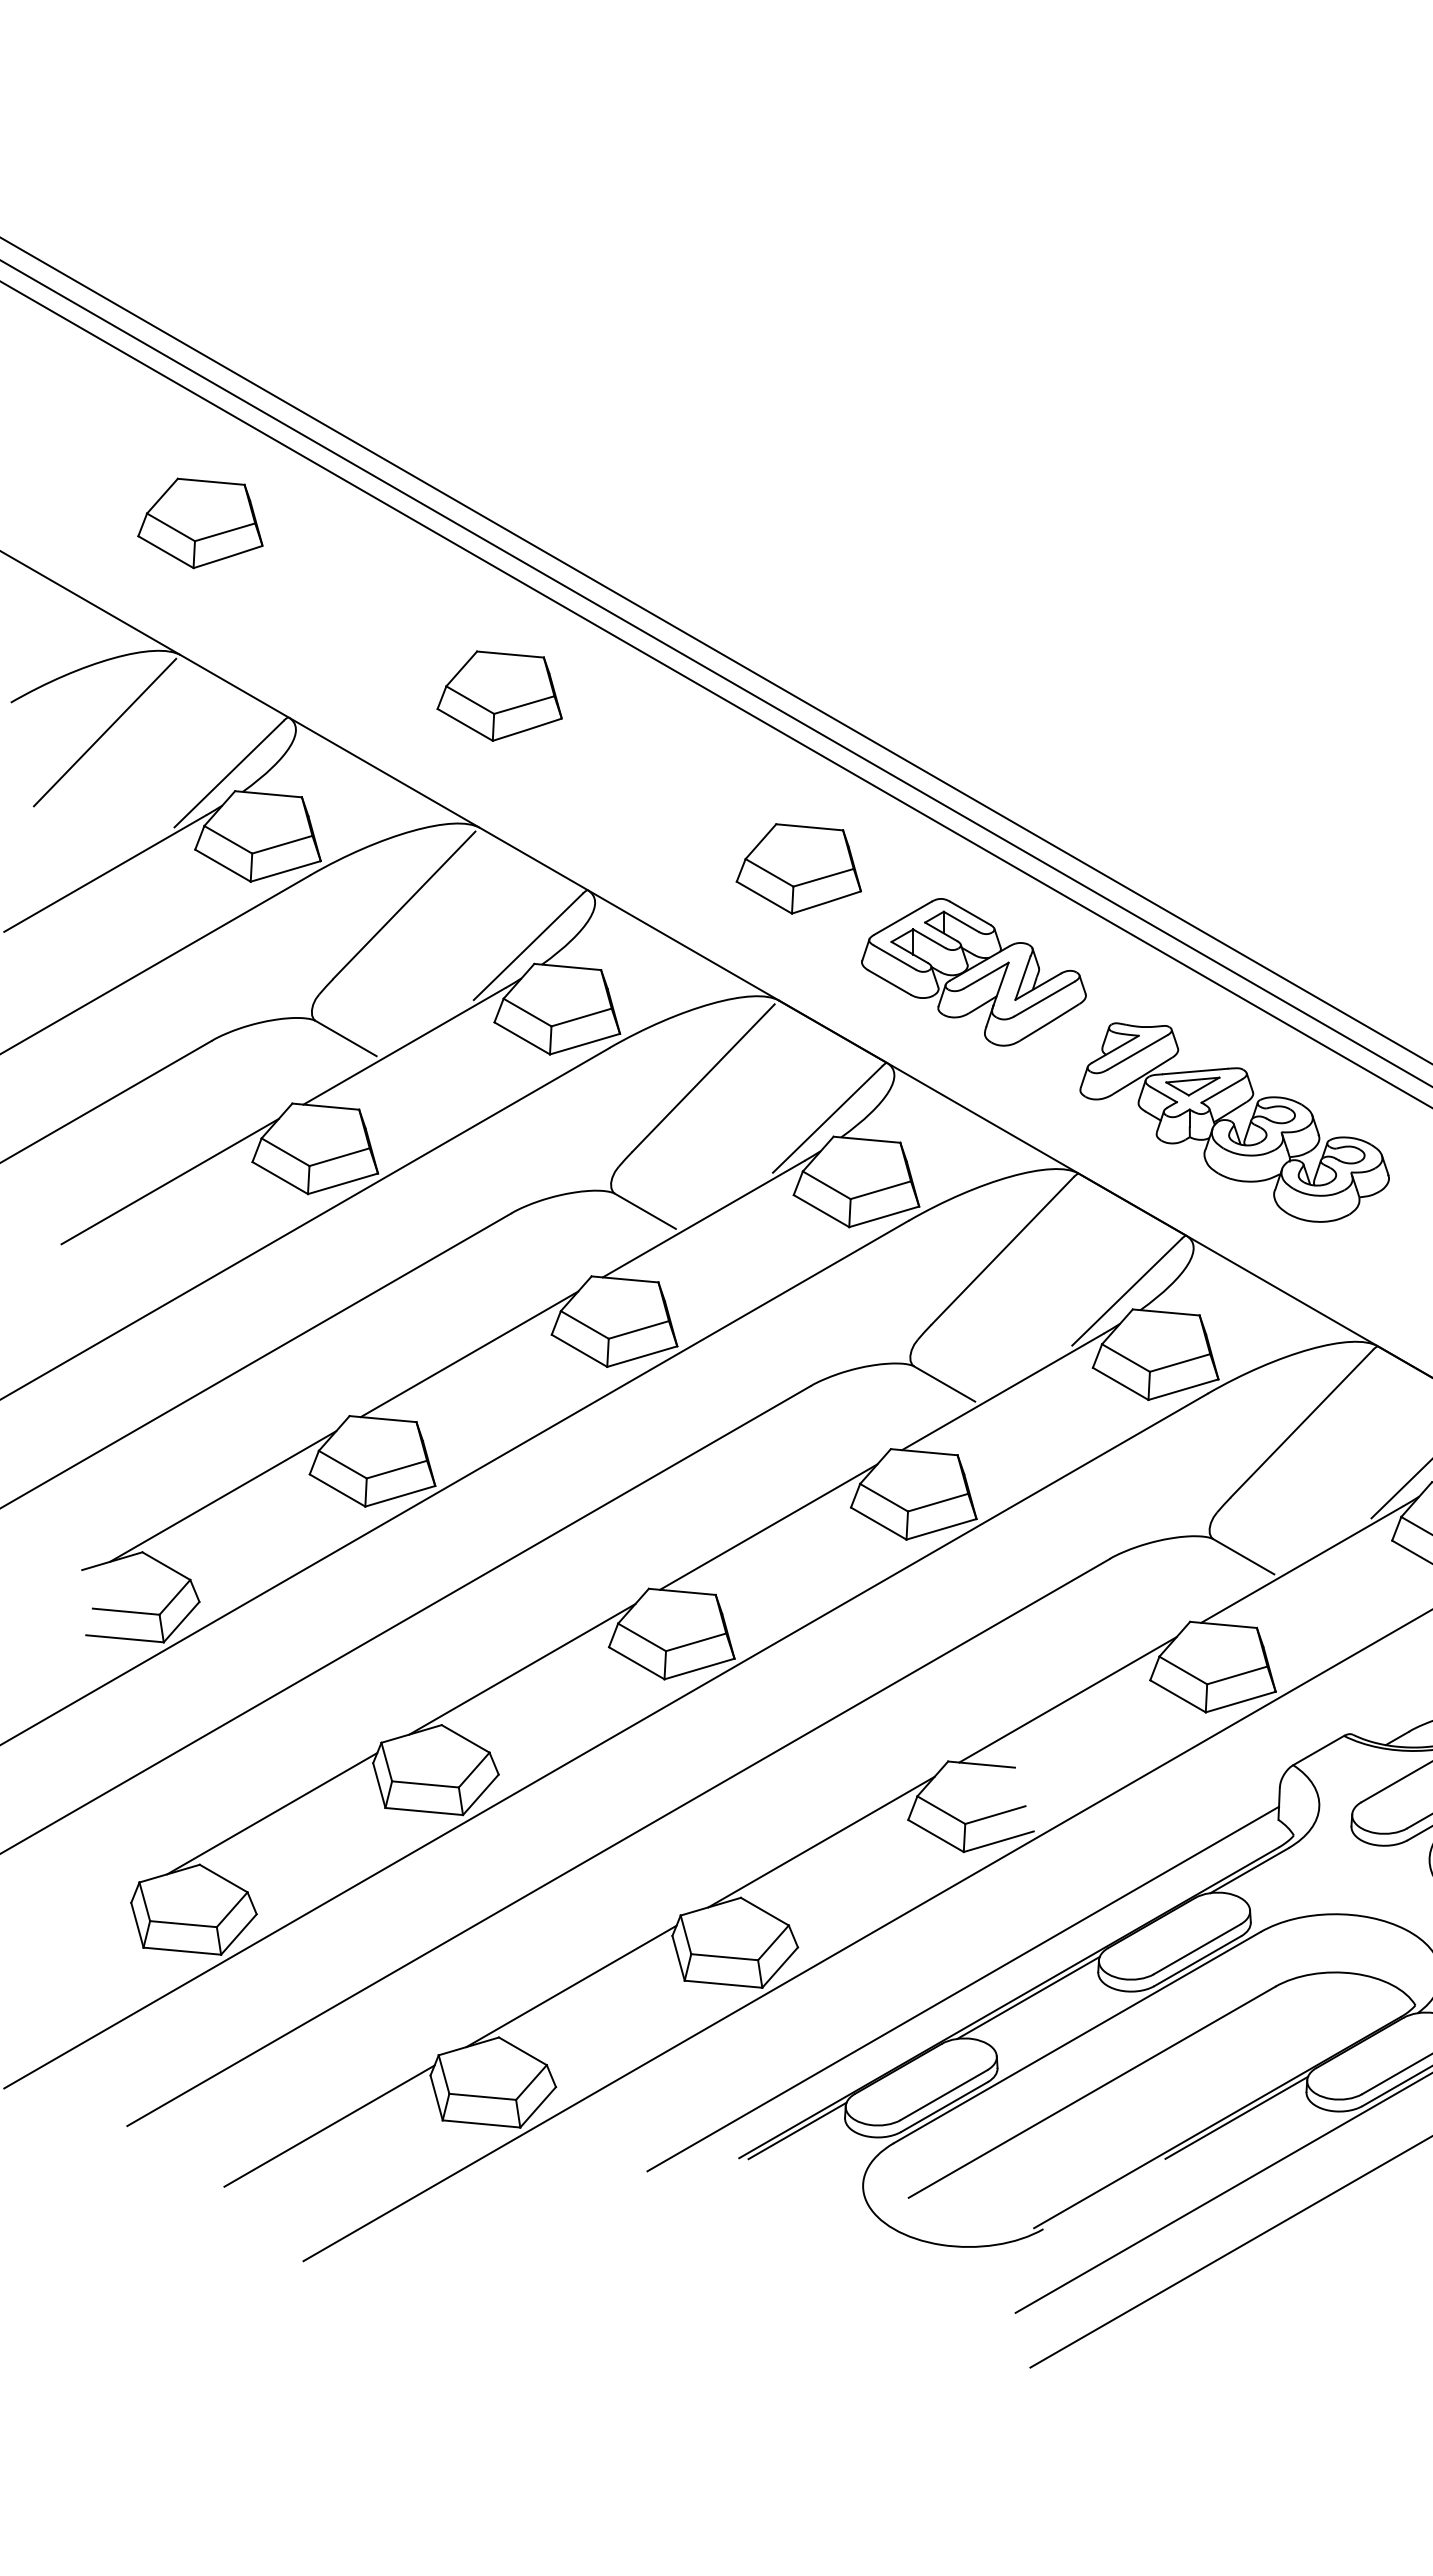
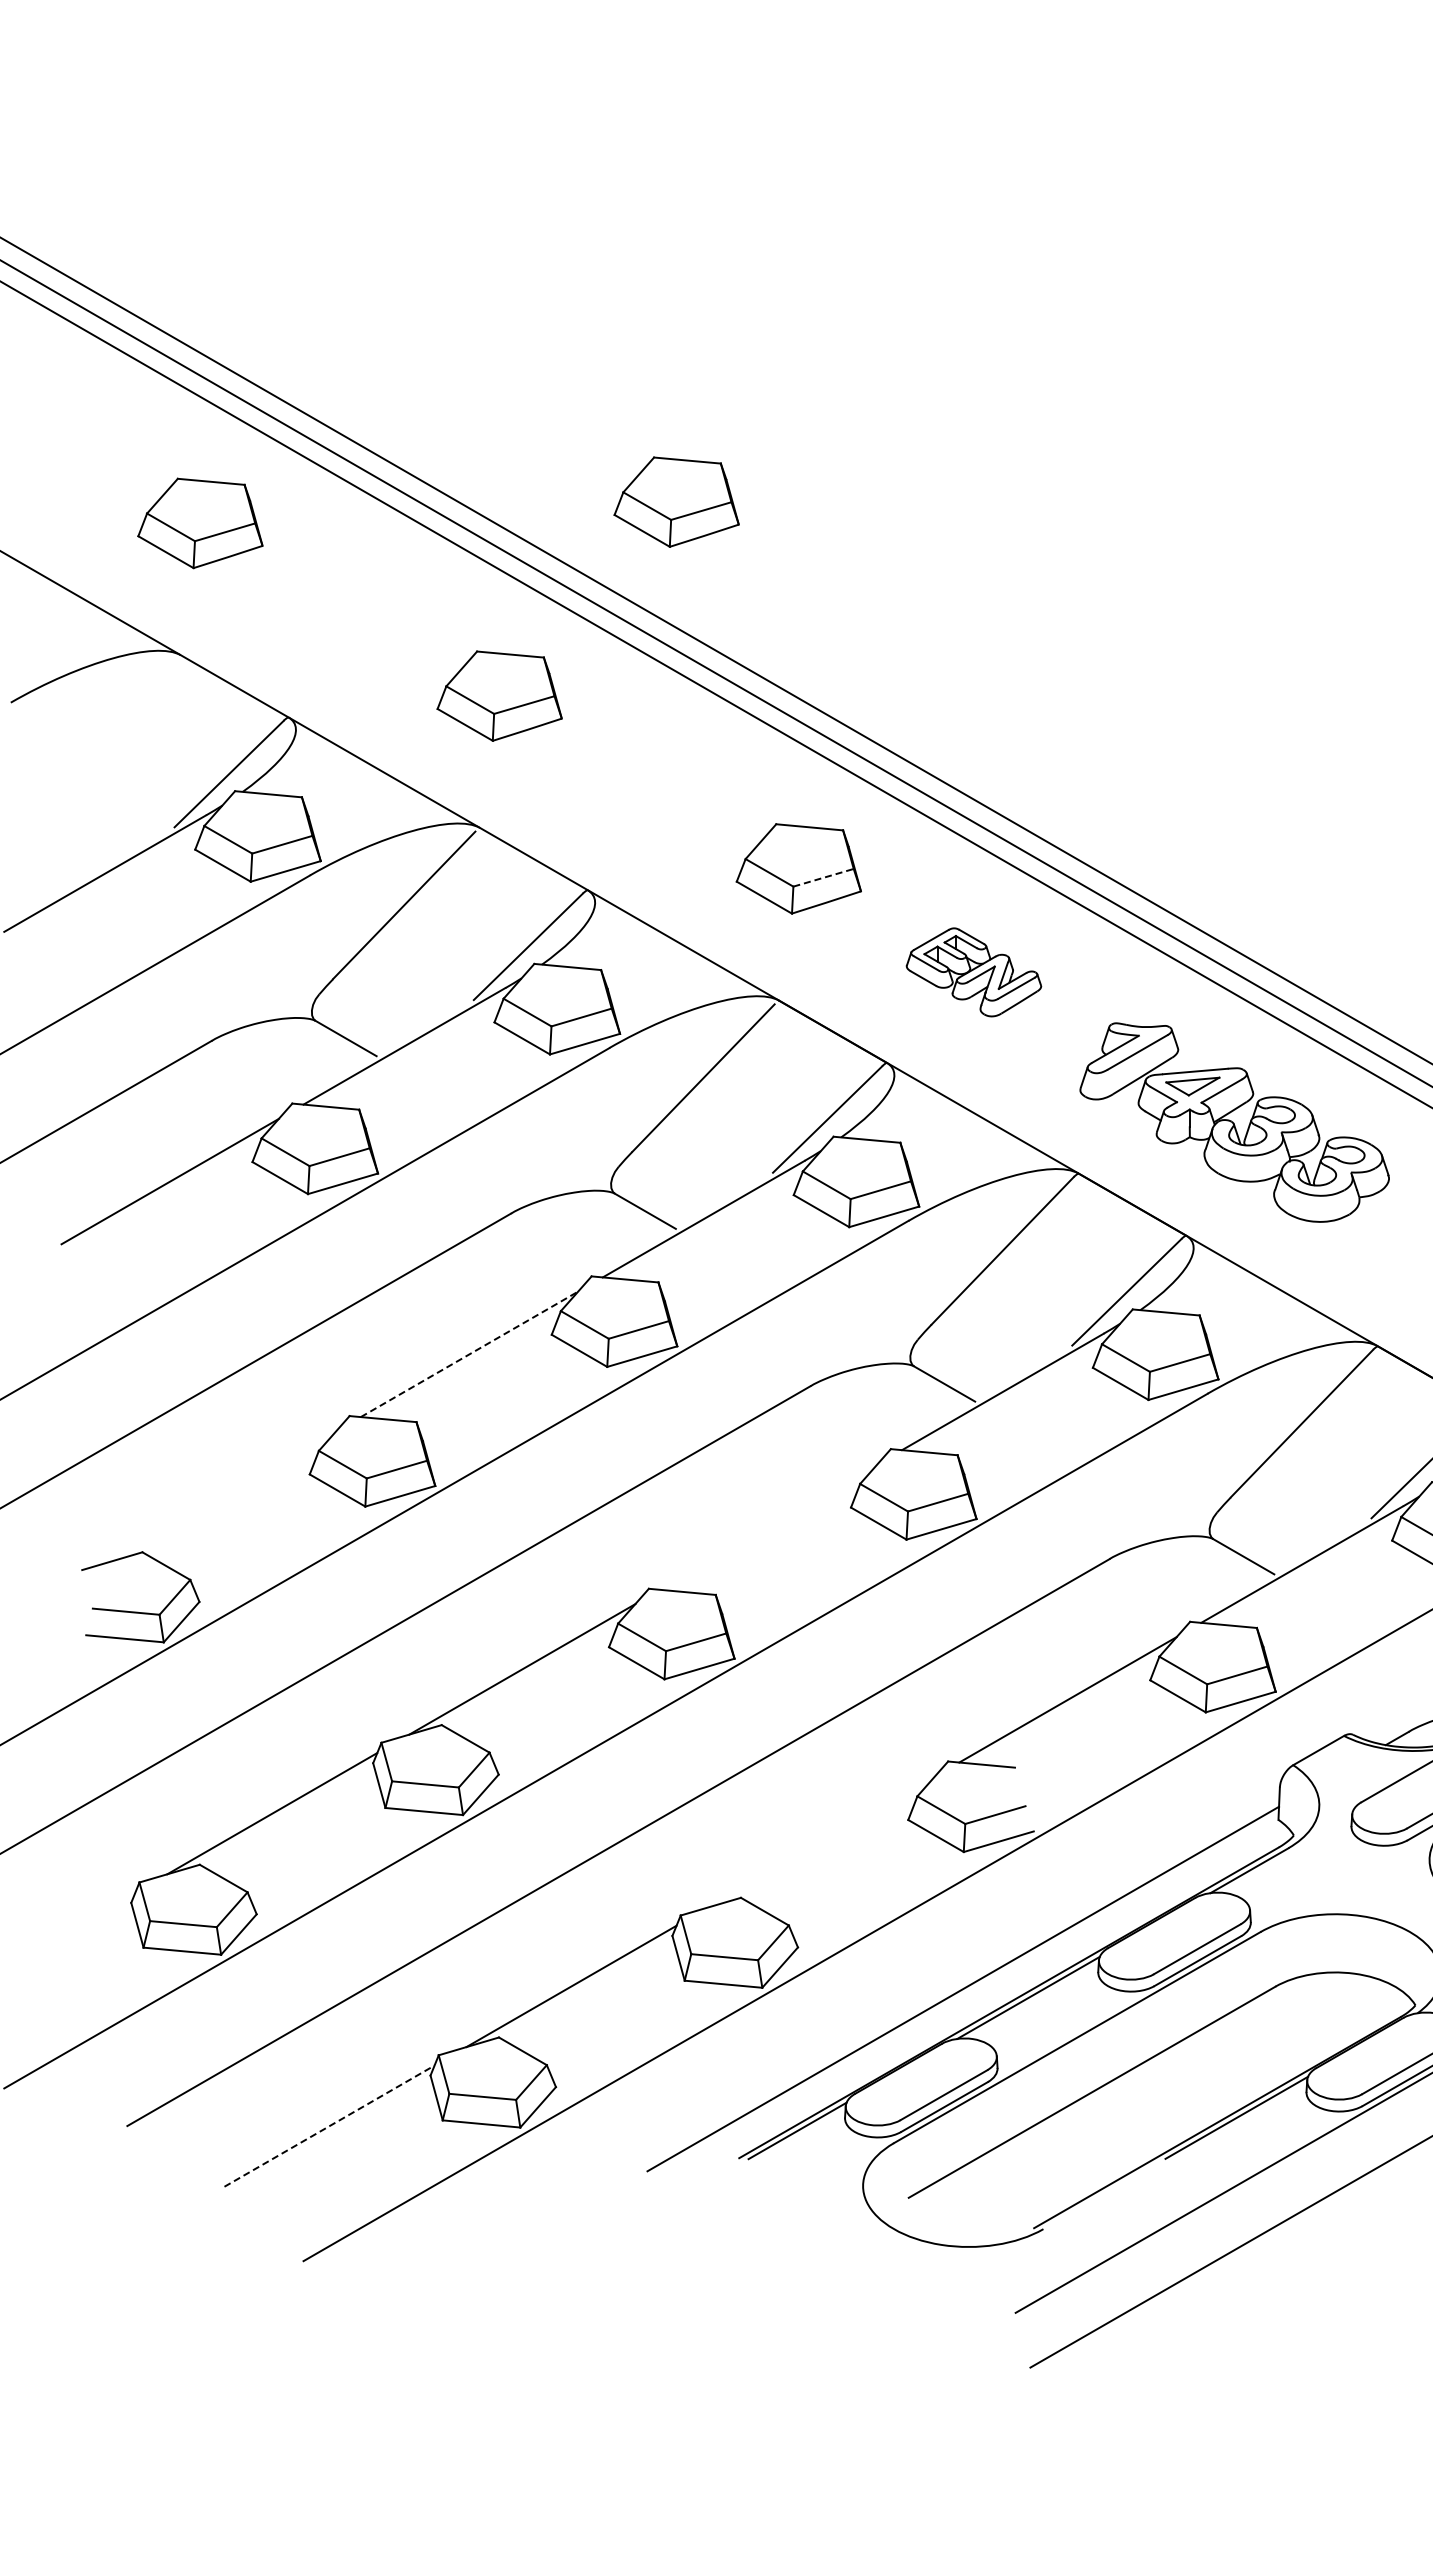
part: none -> present (676, 501)
line: present -> none (104, 732)
line: solid -> dashed (824, 877)
part size: 226x149 px -> 138x91 px (973, 972)
line: solid -> dashed (469, 1354)
line: present -> none (222, 1496)
line: present -> none (768, 1526)
line: present -> none (821, 1841)
line: solid -> dashed (330, 2125)
